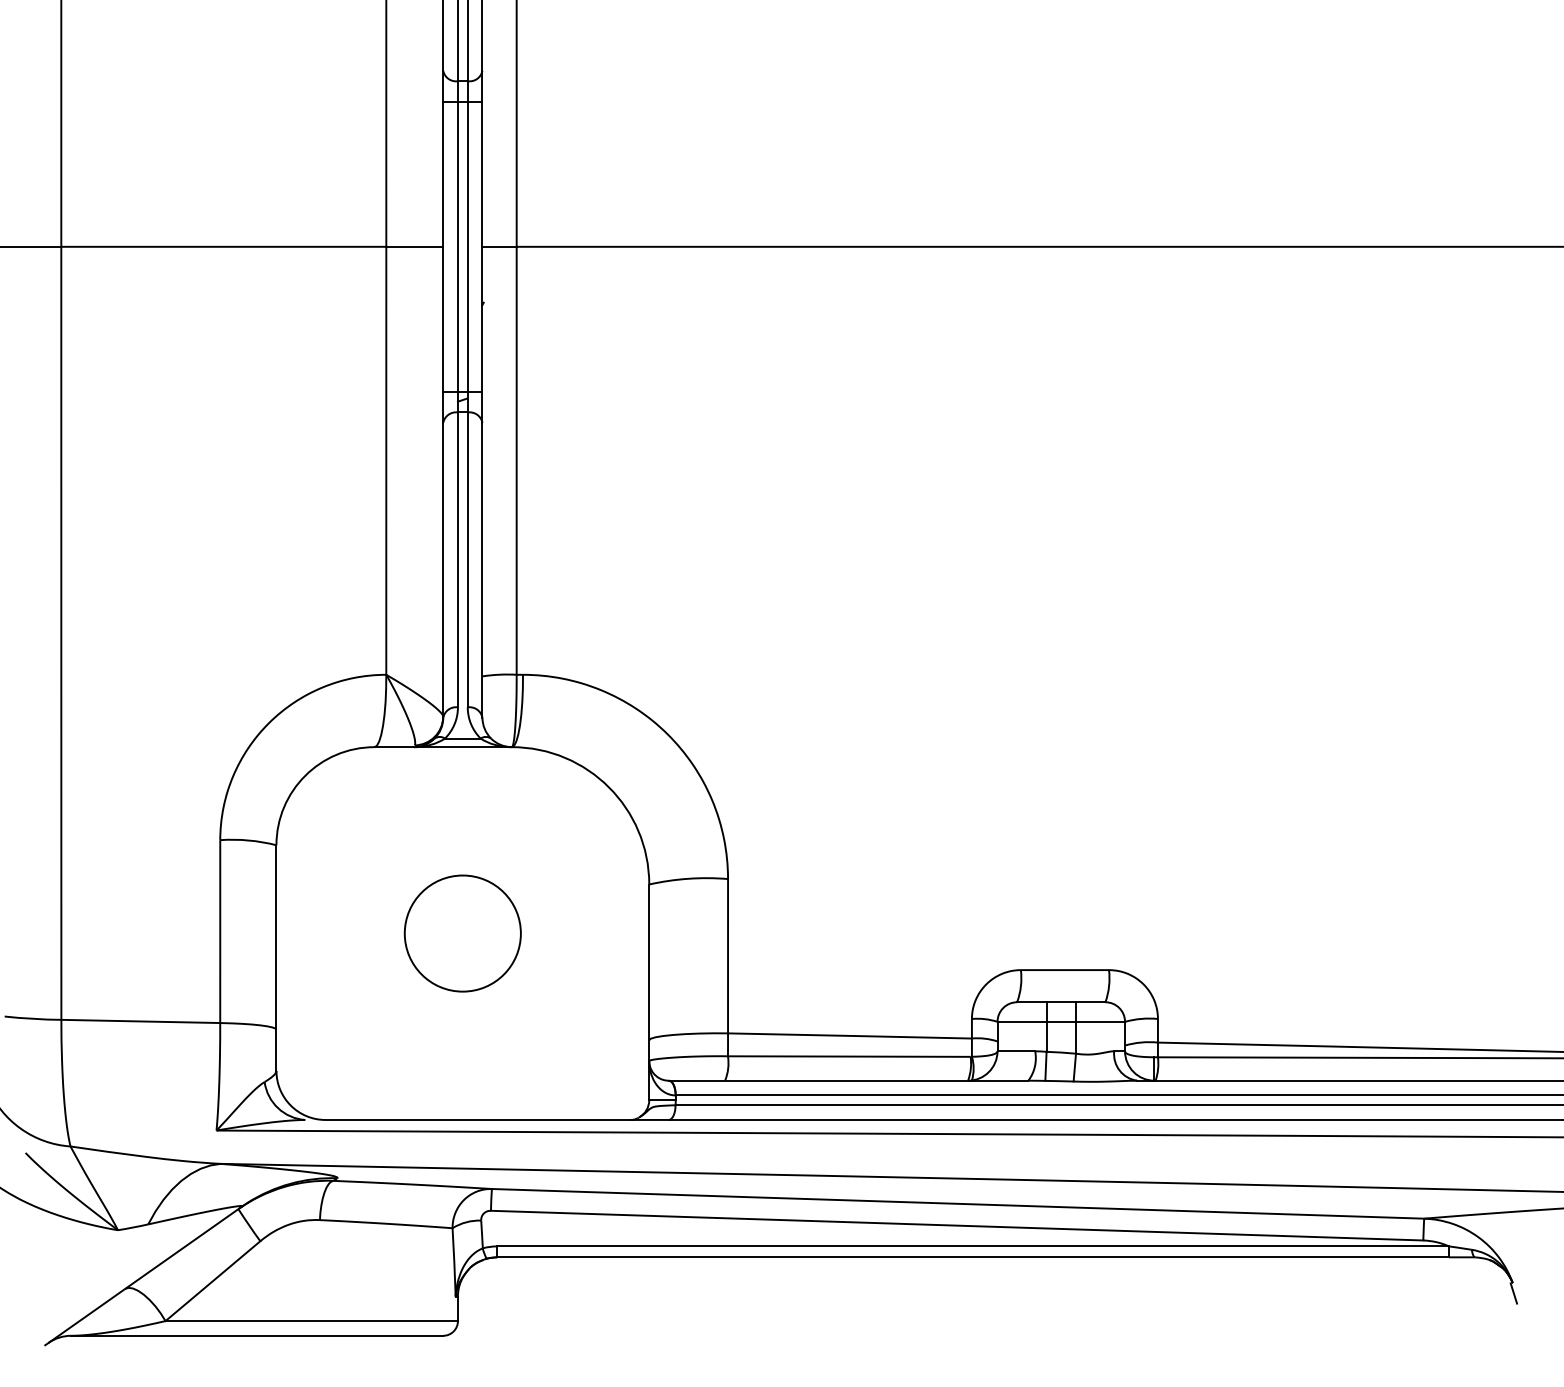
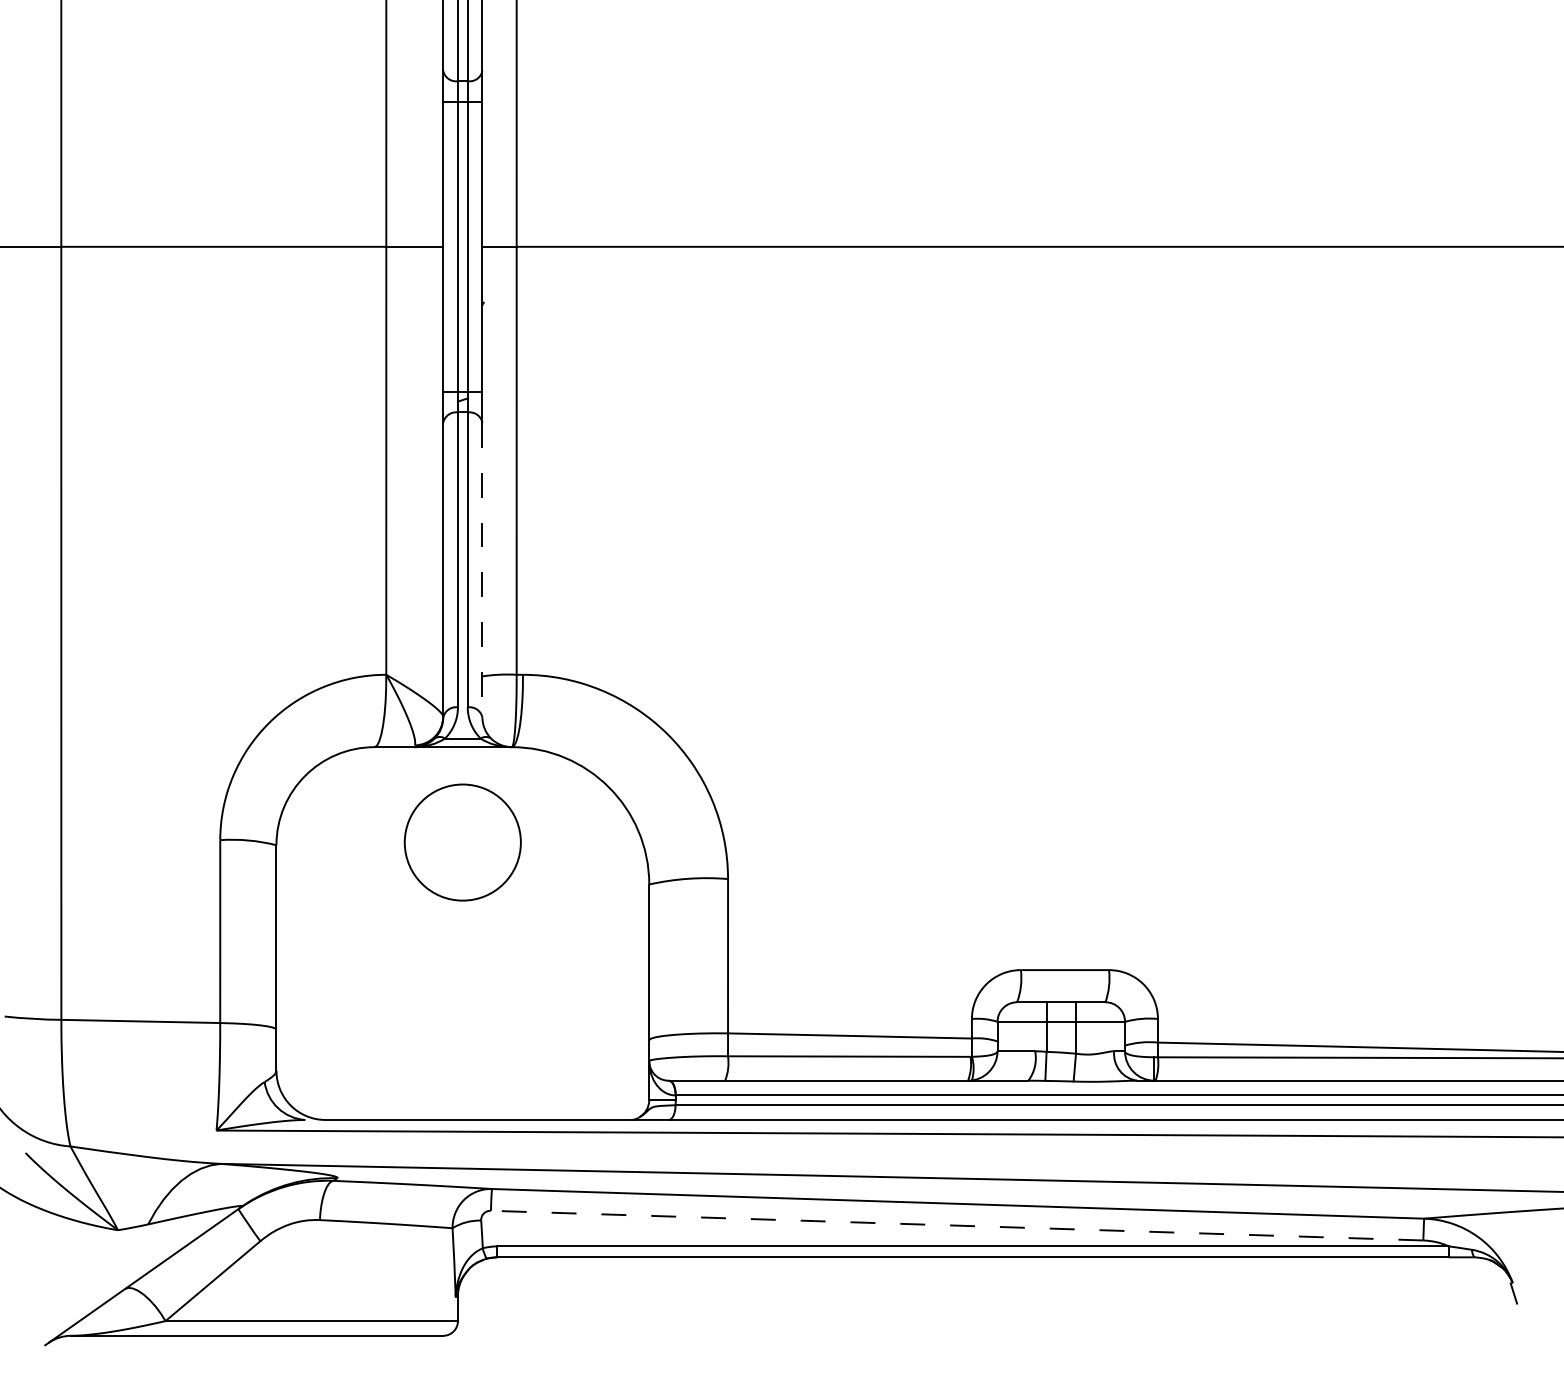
line: solid -> dashed (482, 570)
circle position: (462, 933) -> (462, 842) (462, 842)
line: solid -> dashed (956, 1225)
